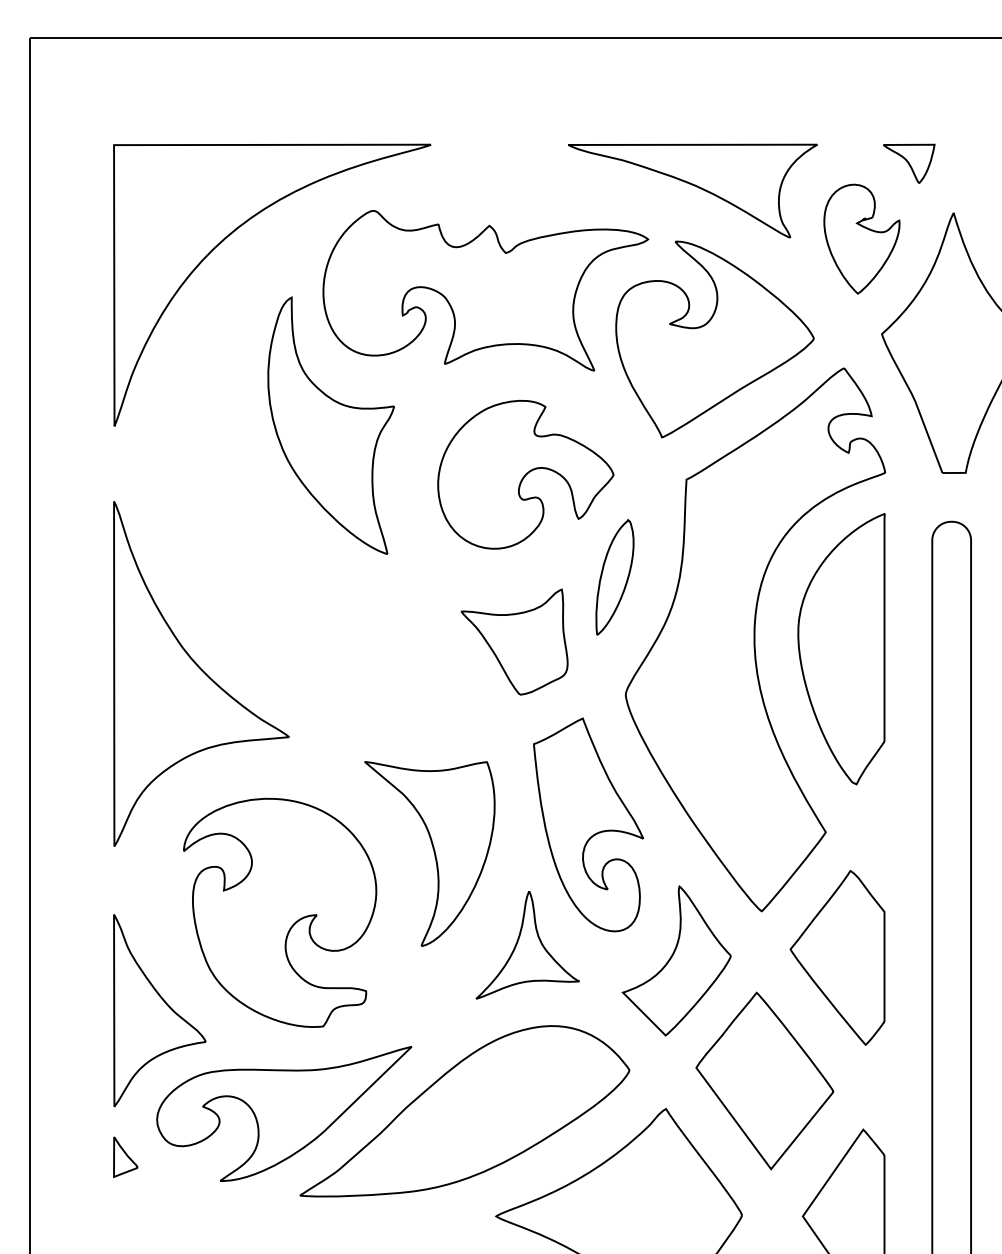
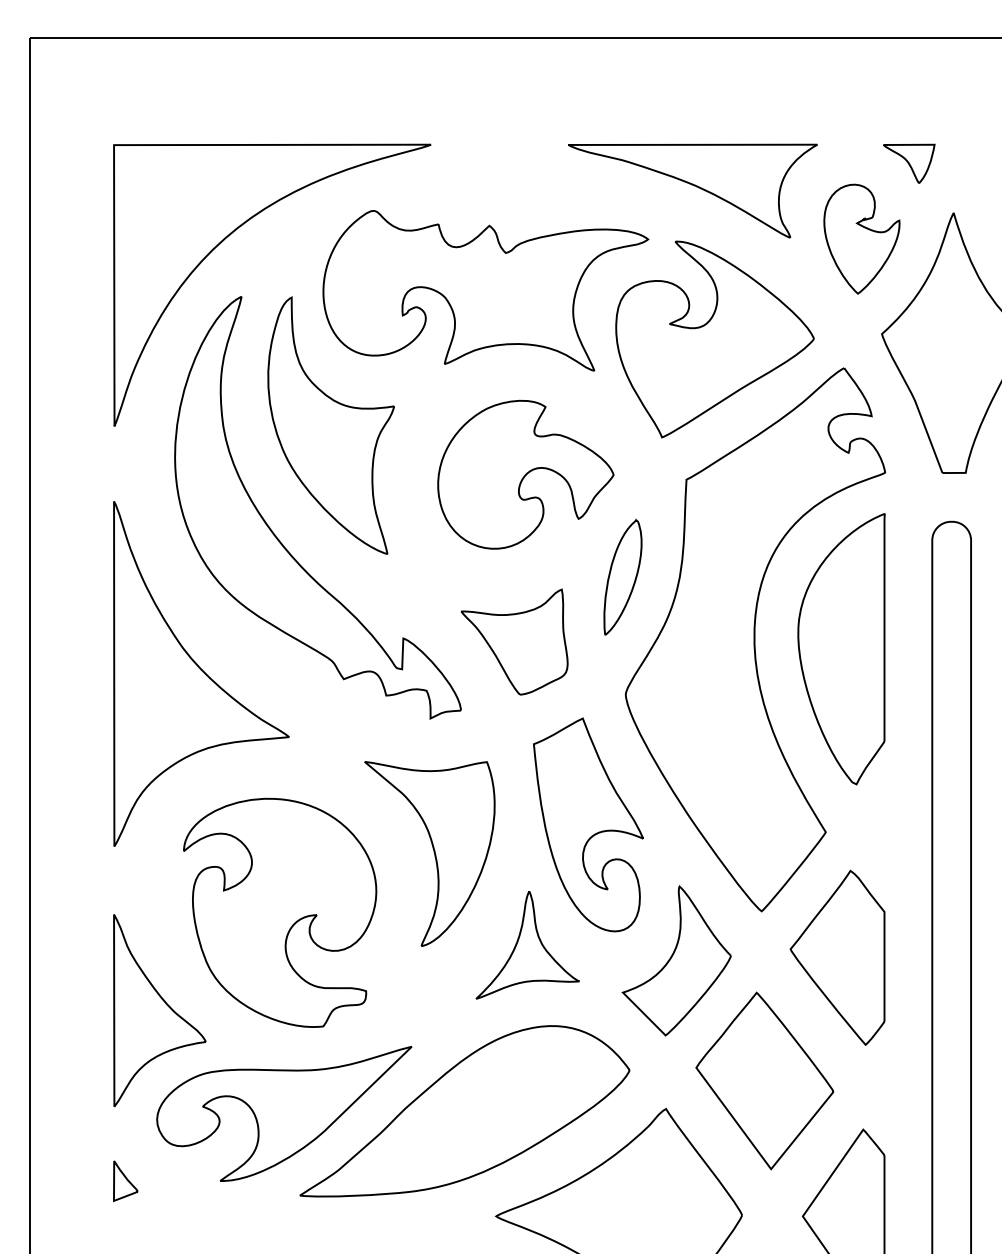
part: none -> present (276, 535)
part position: (614, 576) -> (622, 576) (622, 576)
part position: (125, 1157) -> (125, 1181) (125, 1181)
